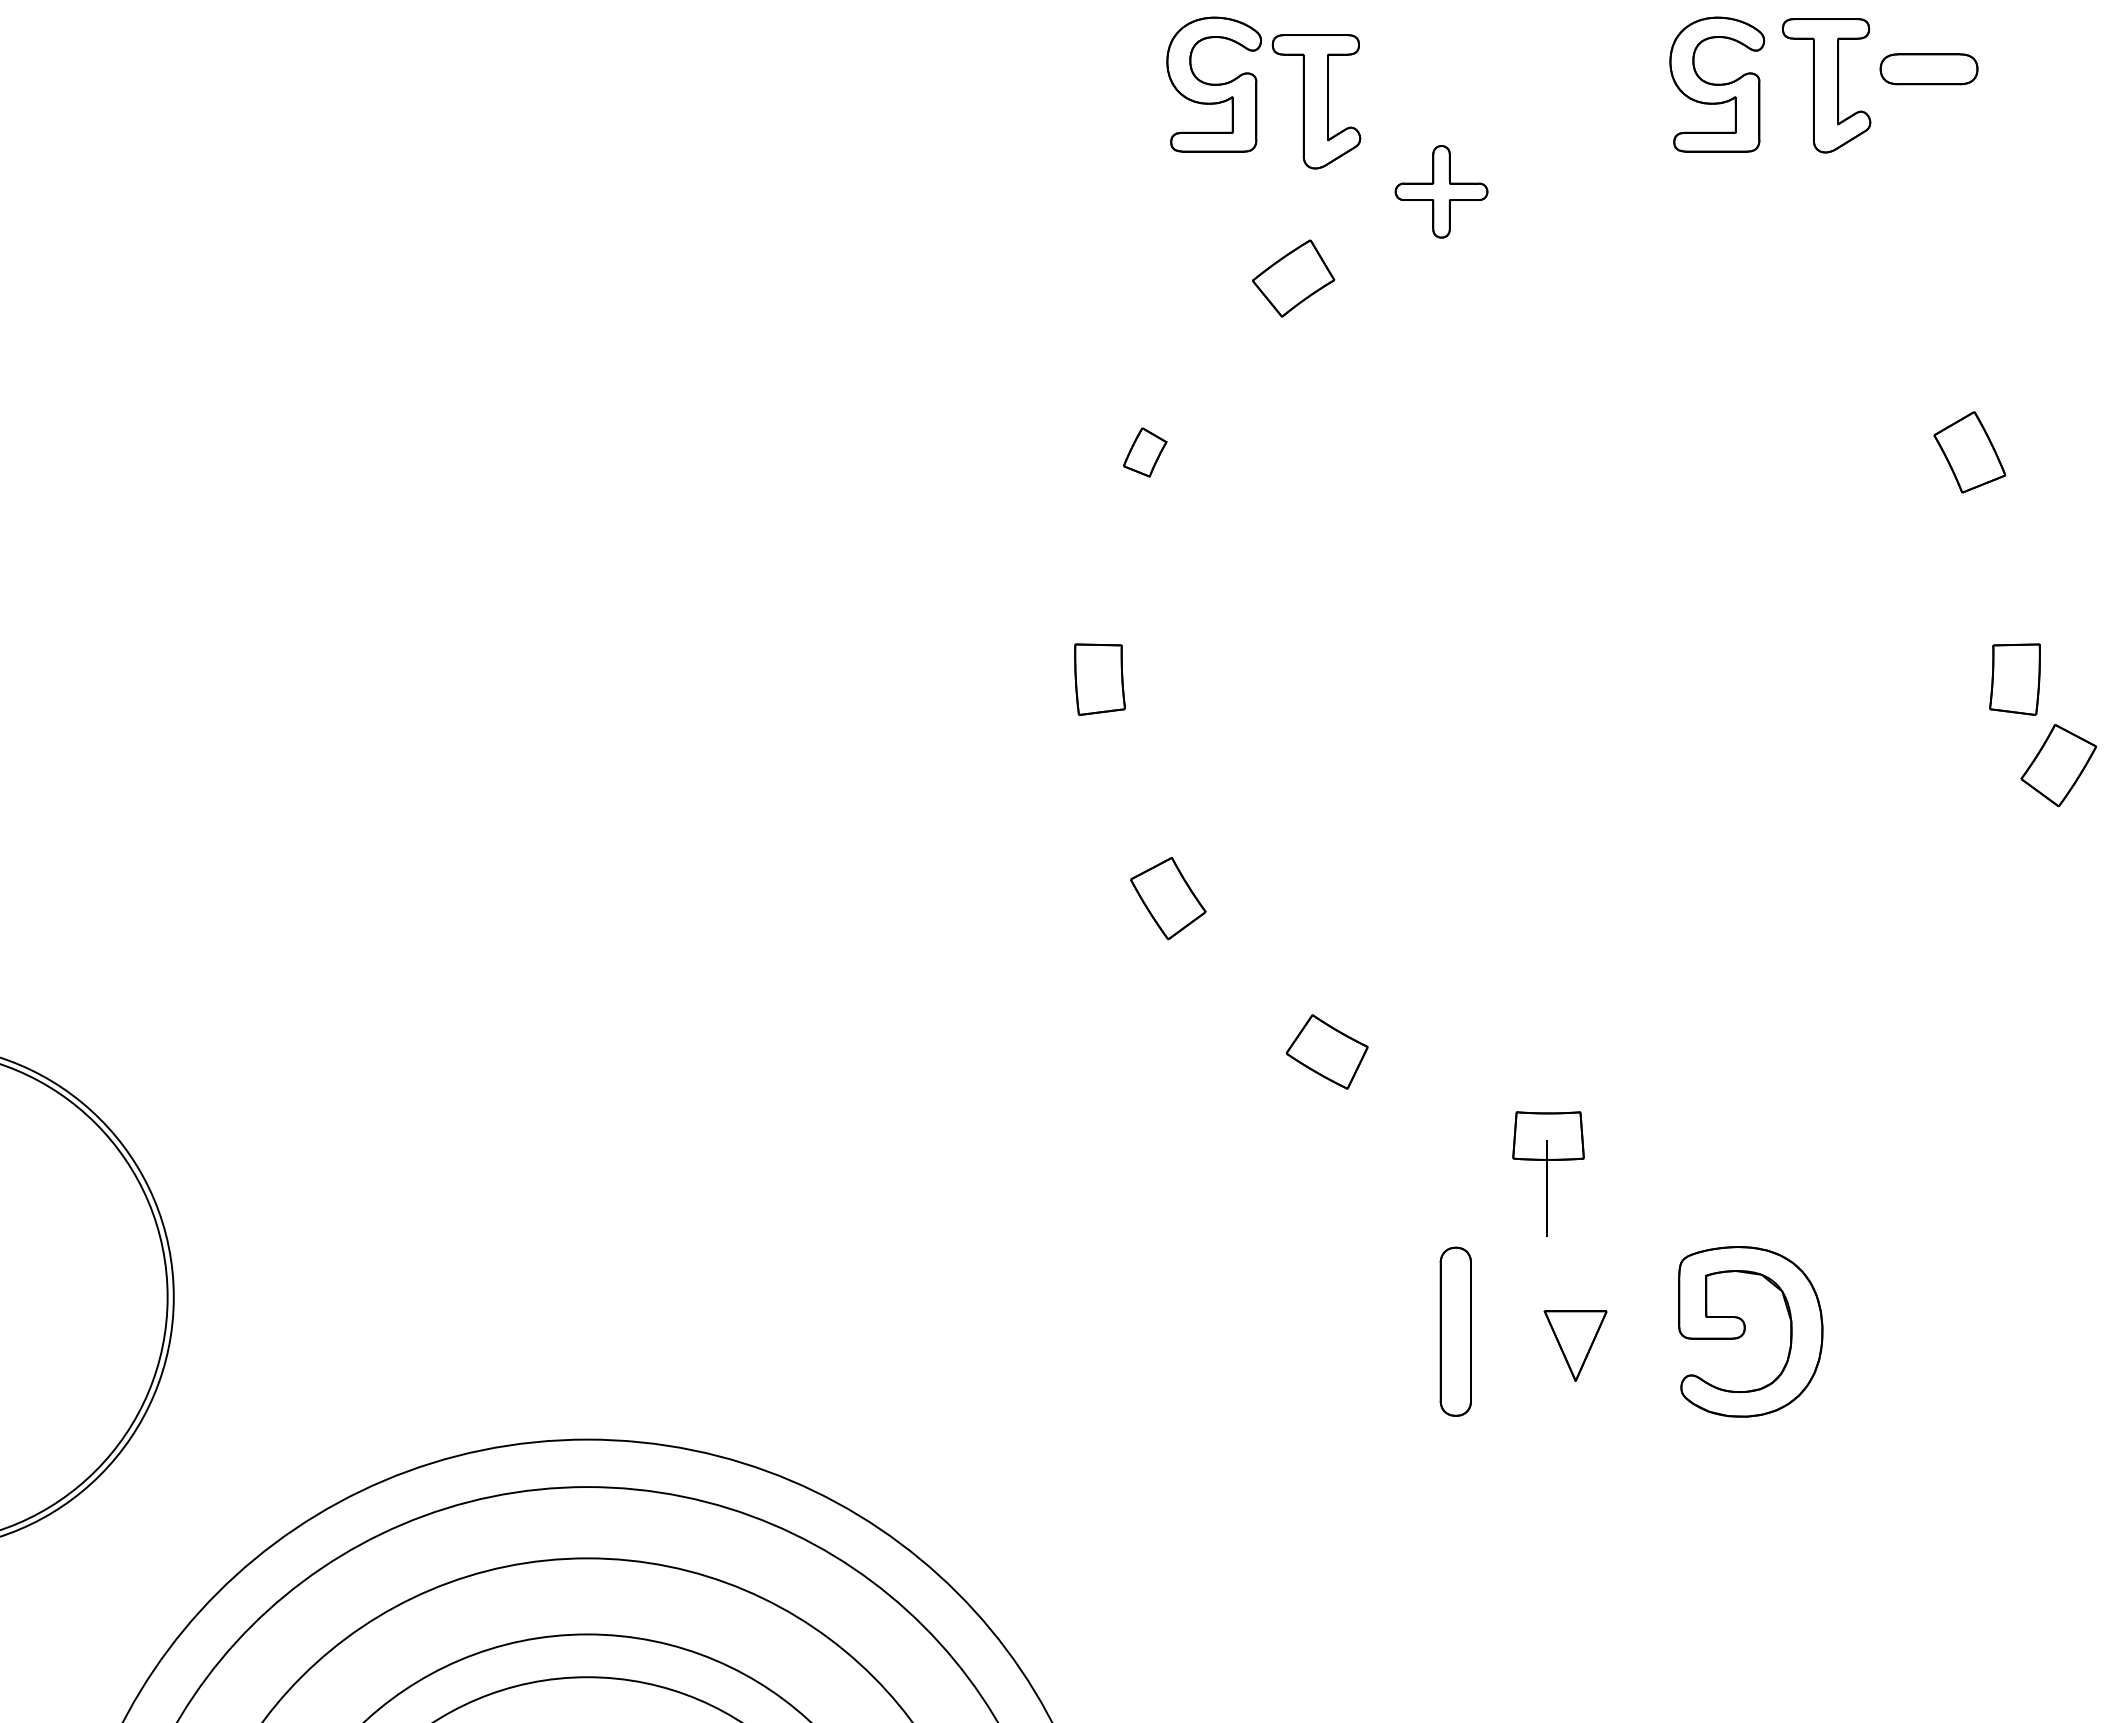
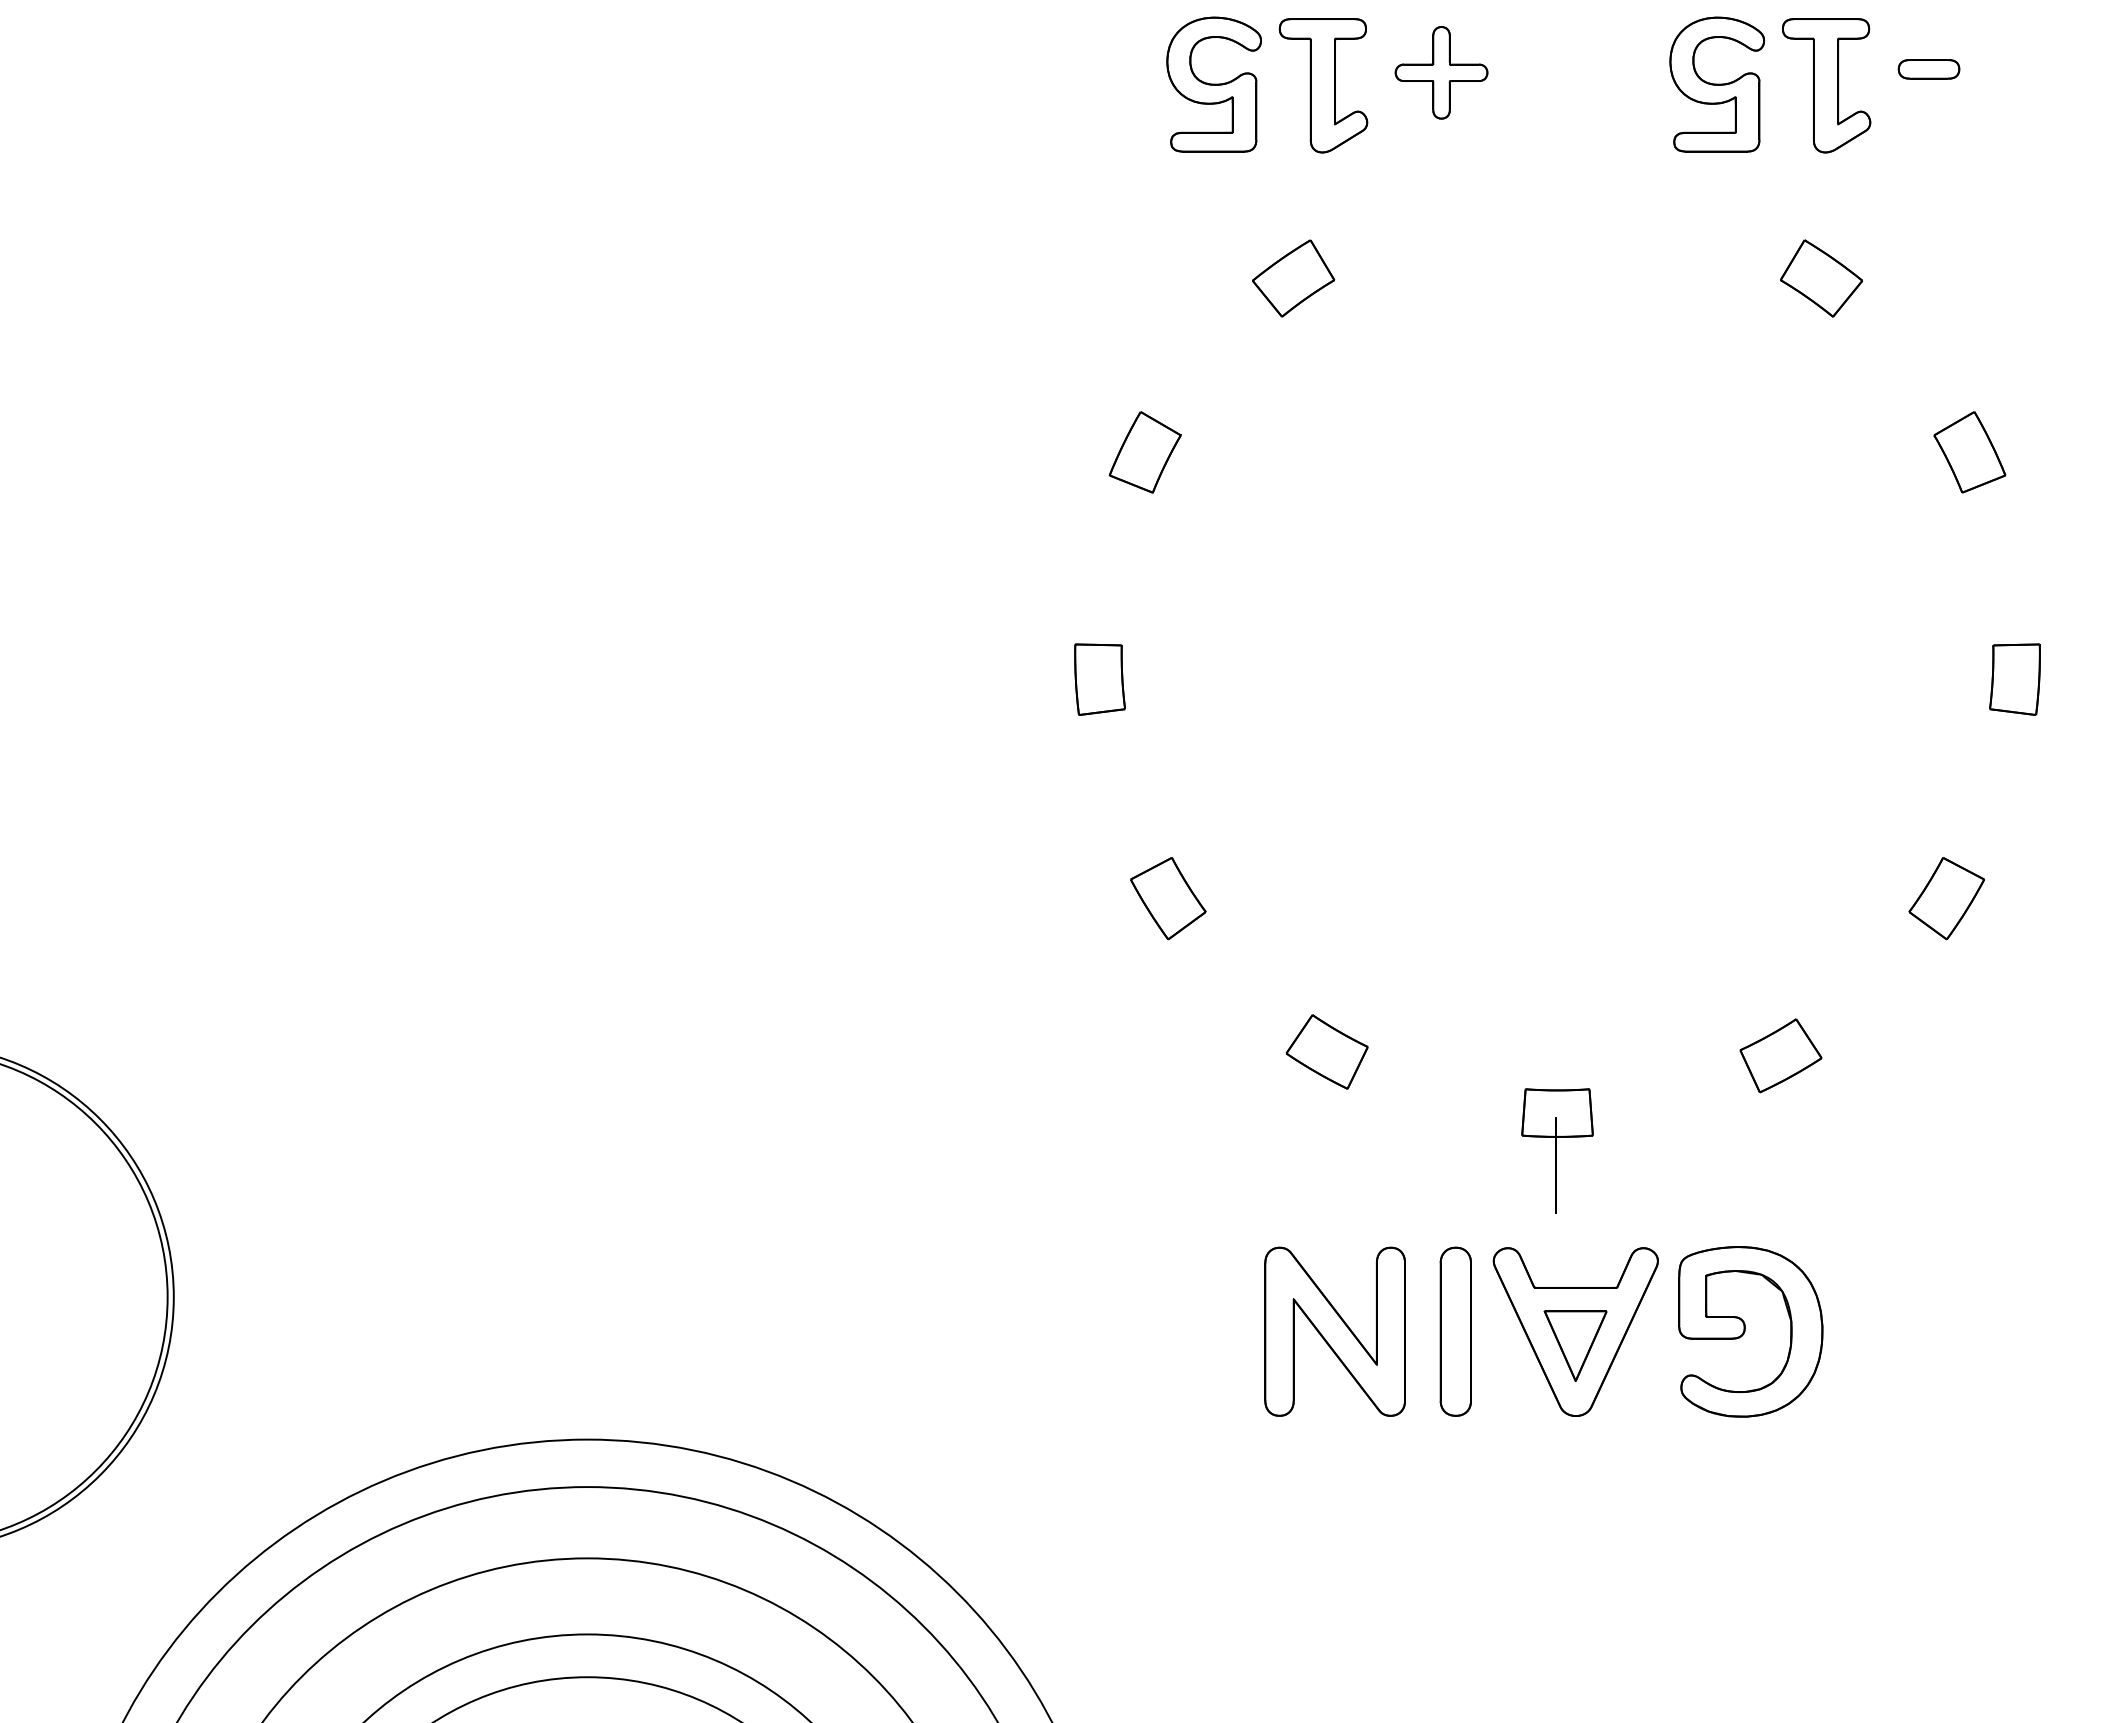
part size: 100x33 px -> 64x21 px (1928, 69)
part position: (1316, 101) -> (1323, 85) (1323, 85)
part position: (1441, 191) -> (1441, 72) (1441, 72)
part: none -> present (1821, 278)
part size: 45x51 px -> 74x83 px (1144, 452)
part position: (2058, 765) -> (1946, 898) (1946, 898)
part: none -> present (1780, 1055)
part position: (1548, 1173) -> (1557, 1150) (1557, 1150)
part: none -> present (1334, 1331)
part: none -> present (1575, 1331)
